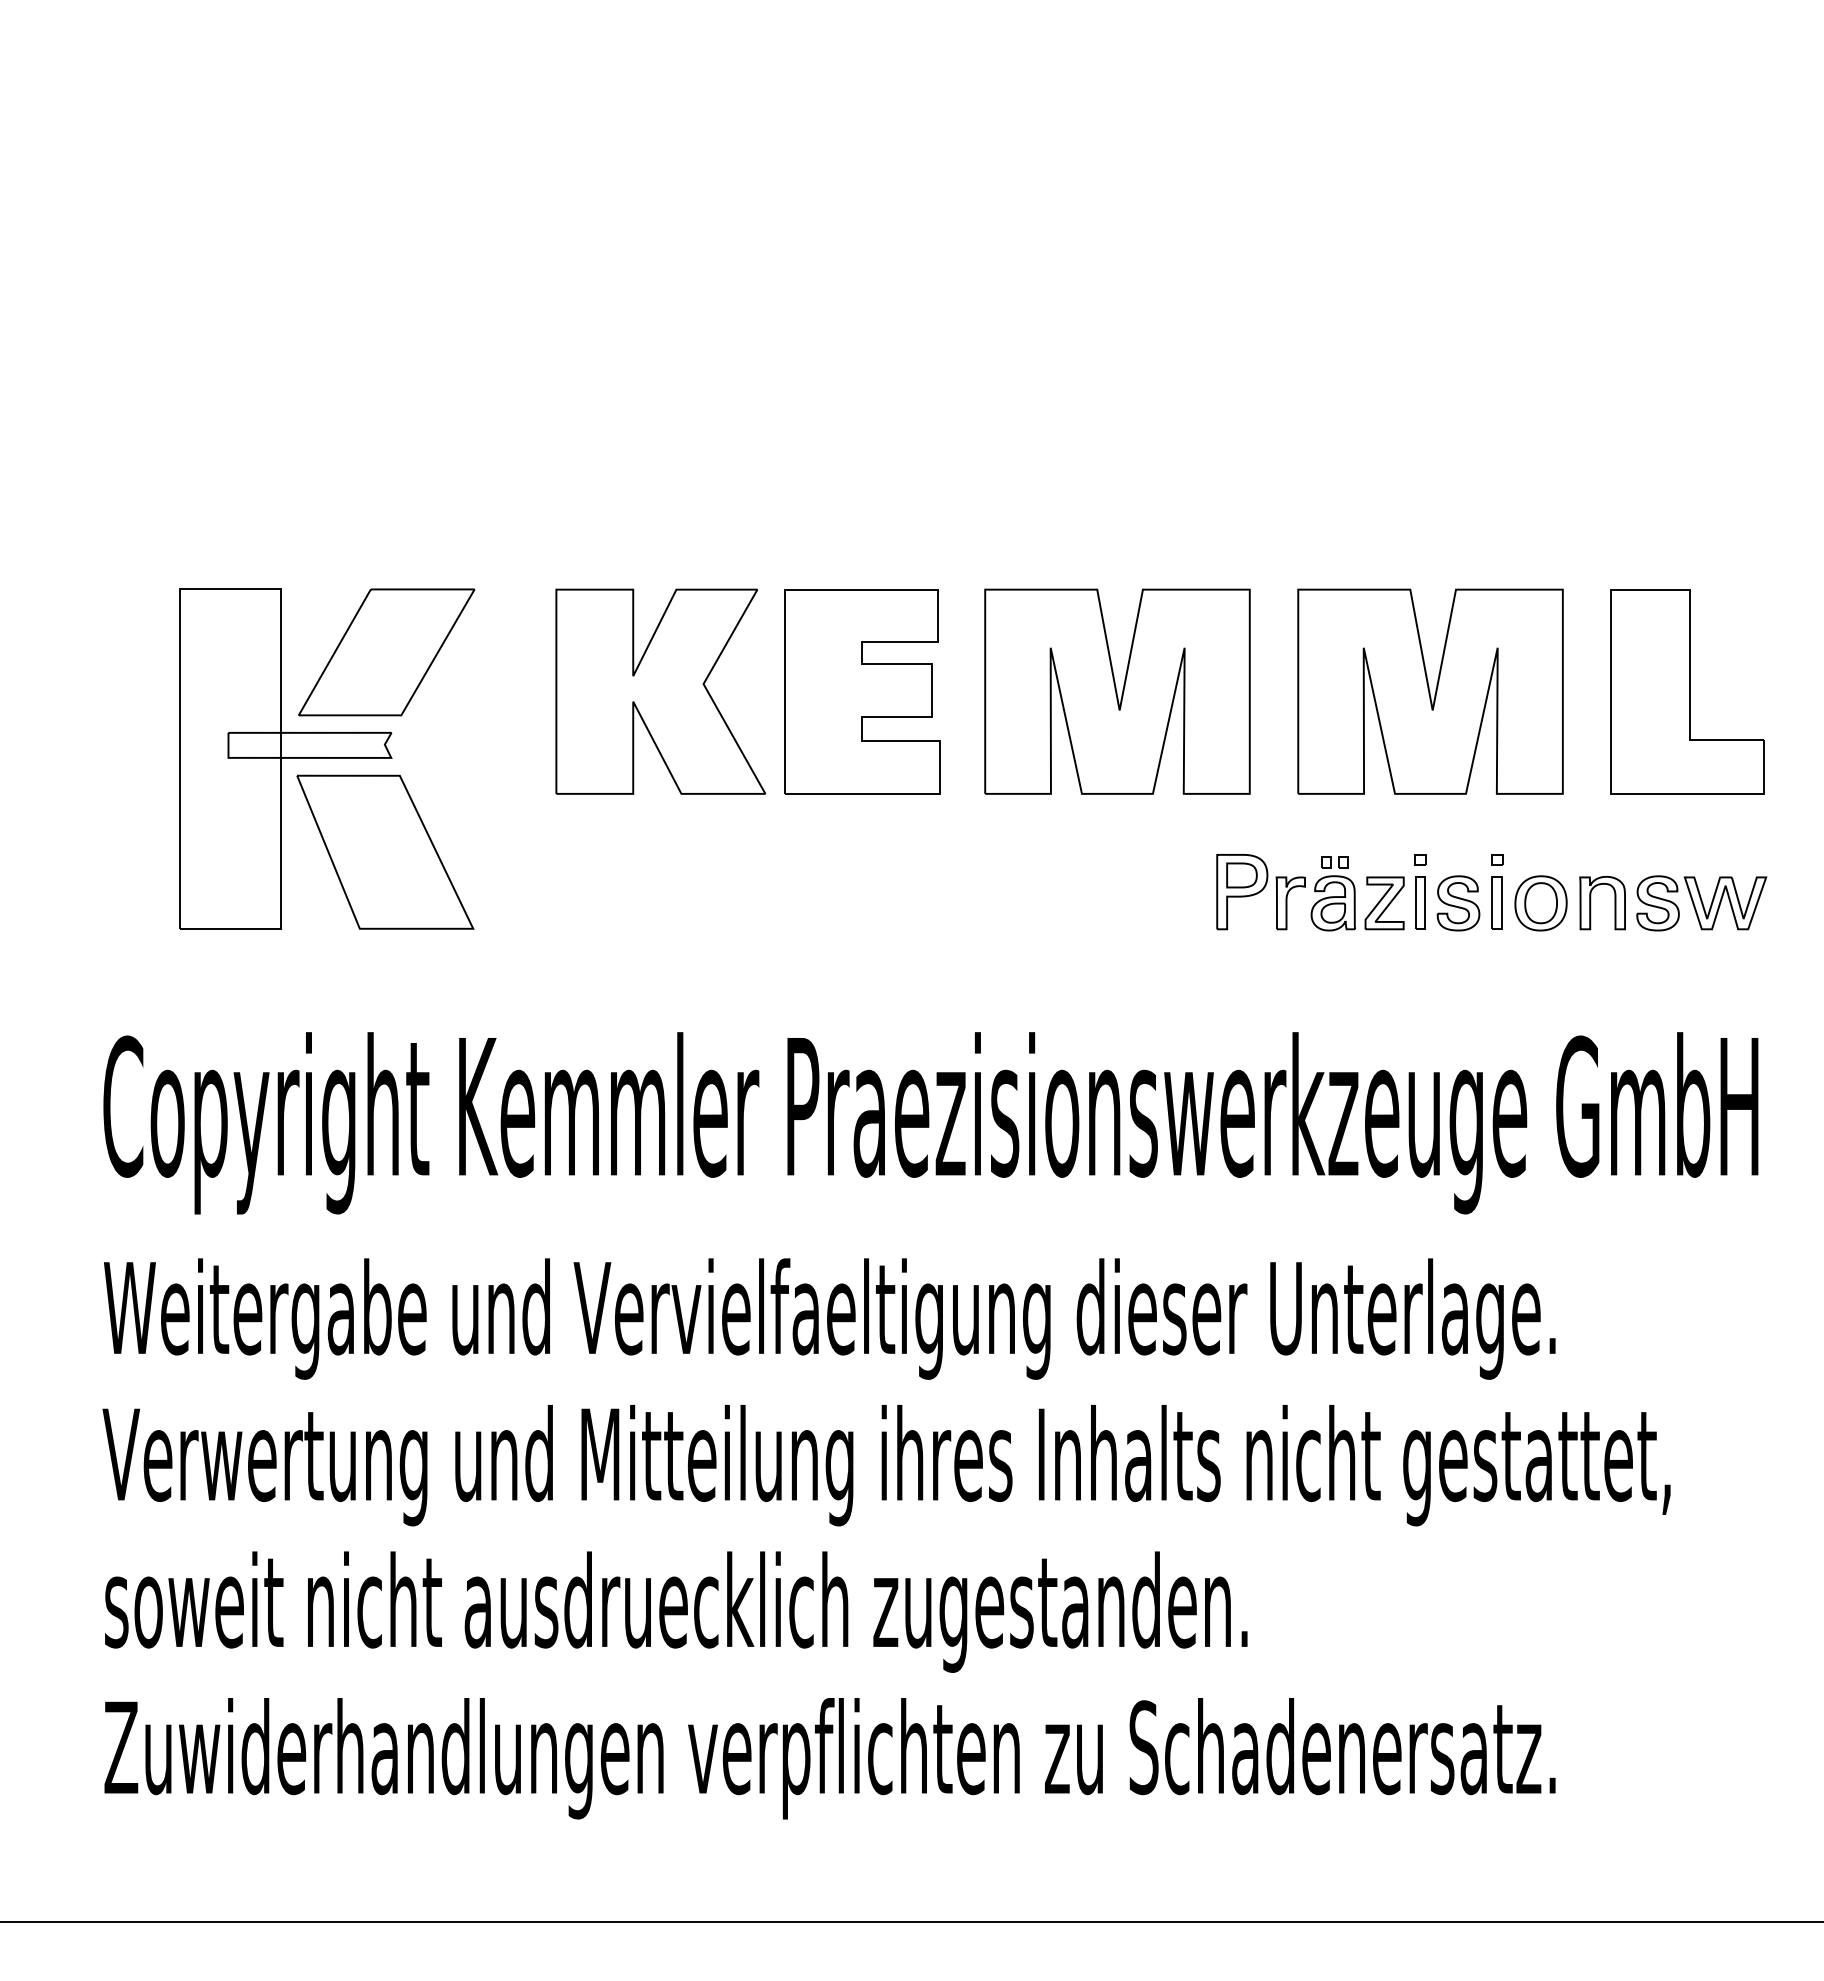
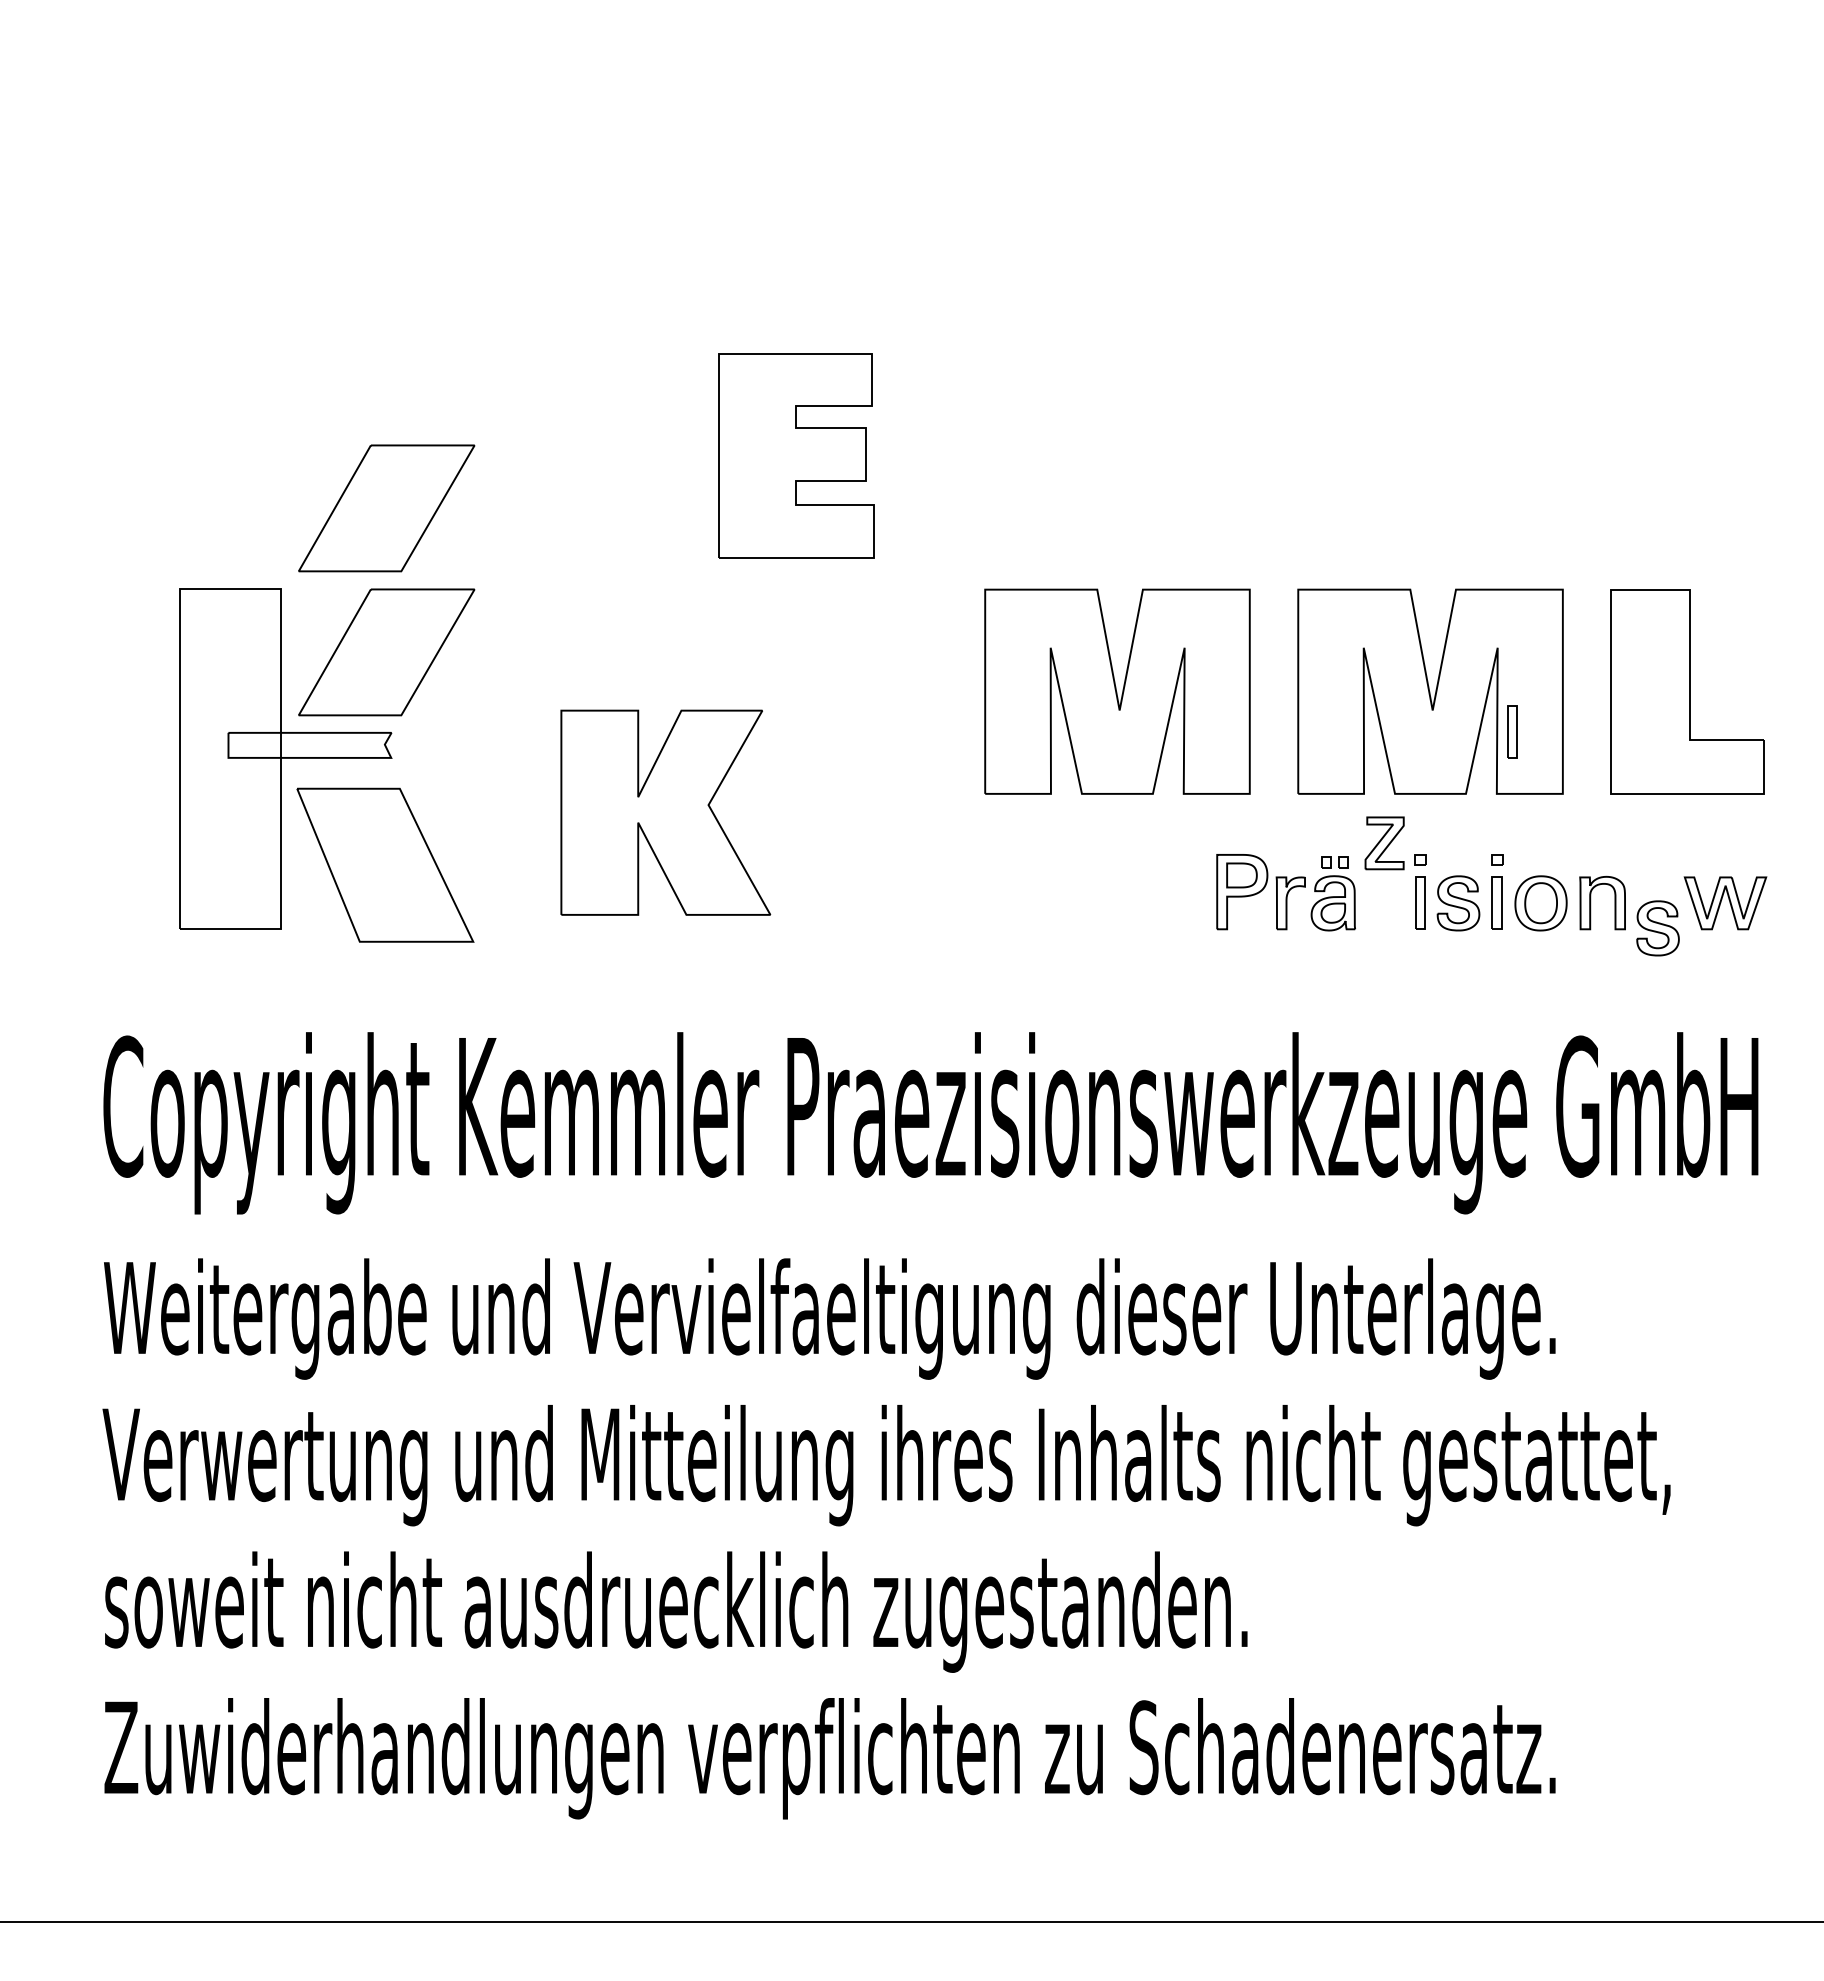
part: none -> present (386, 508)
part position: (660, 691) -> (665, 812) (665, 812)
part position: (862, 691) -> (796, 455) (796, 455)
part: none -> present (1512, 731)
part position: (385, 851) -> (385, 864) (385, 864)
part position: (1384, 903) -> (1384, 843) (1384, 843)
part position: (1657, 903) -> (1657, 928) (1657, 928)
